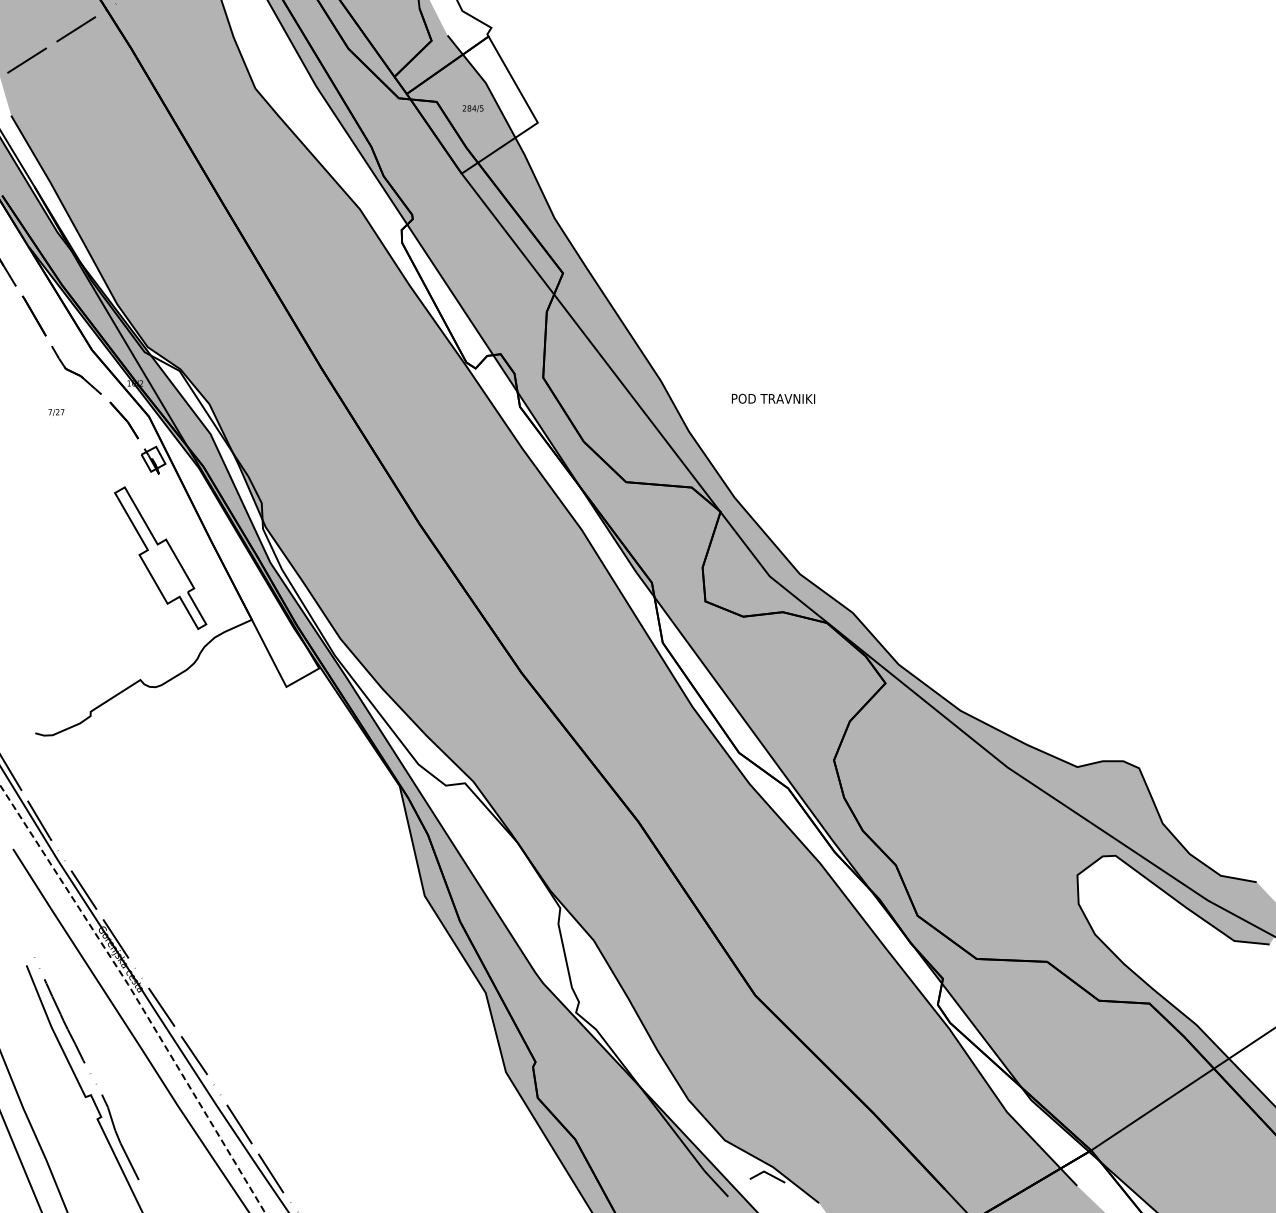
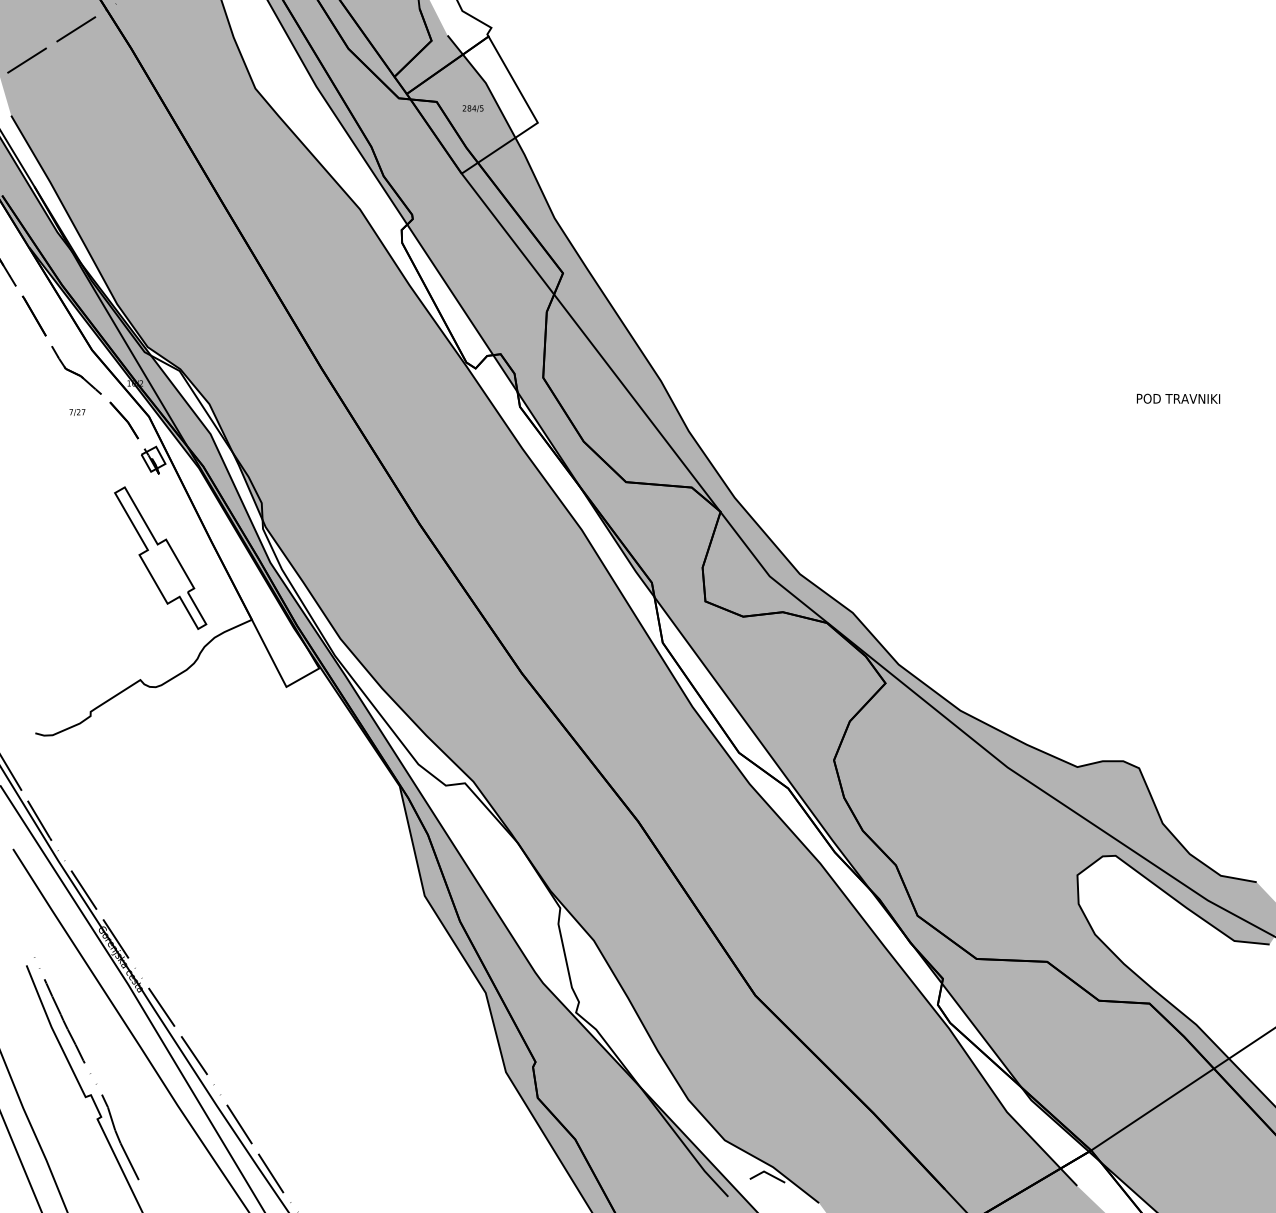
text position: (773, 398) -> (1178, 398) (1178, 398)
text position: (56, 412) -> (77, 412) (77, 412)
line: dashed -> solid (136, 997)
